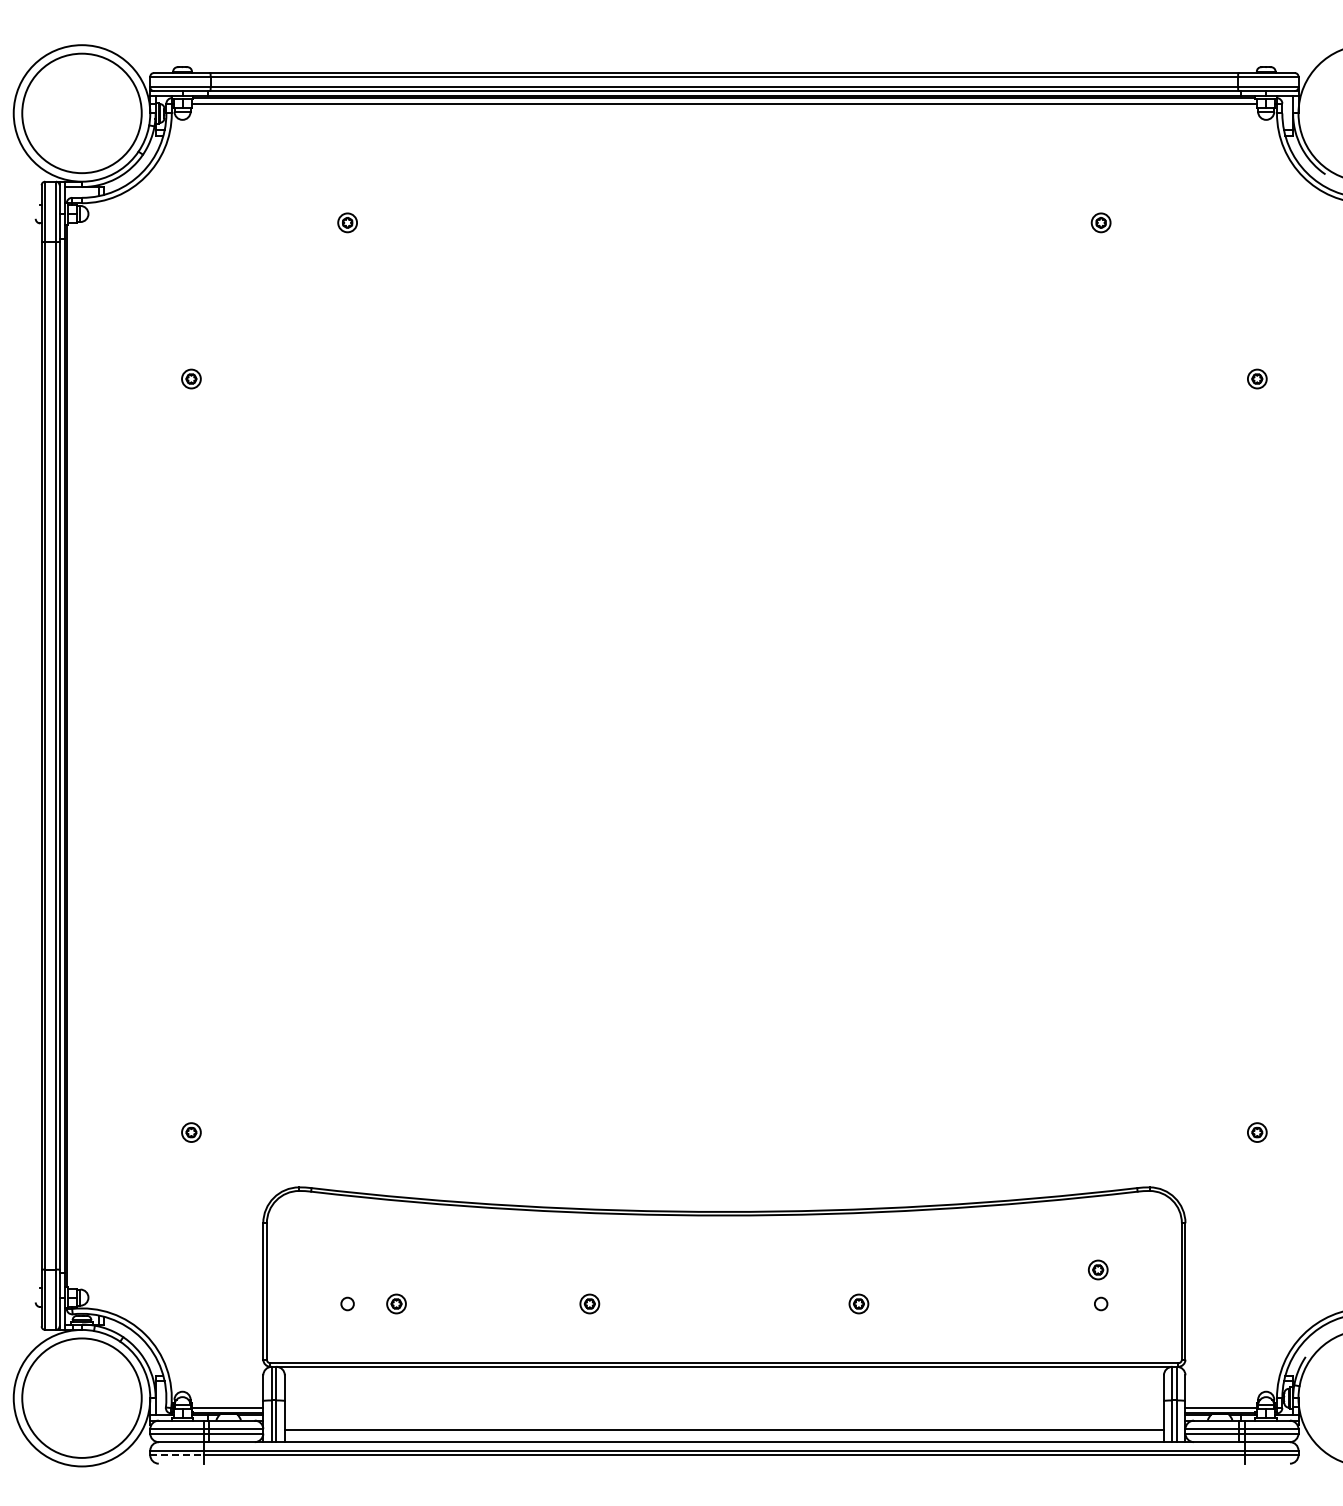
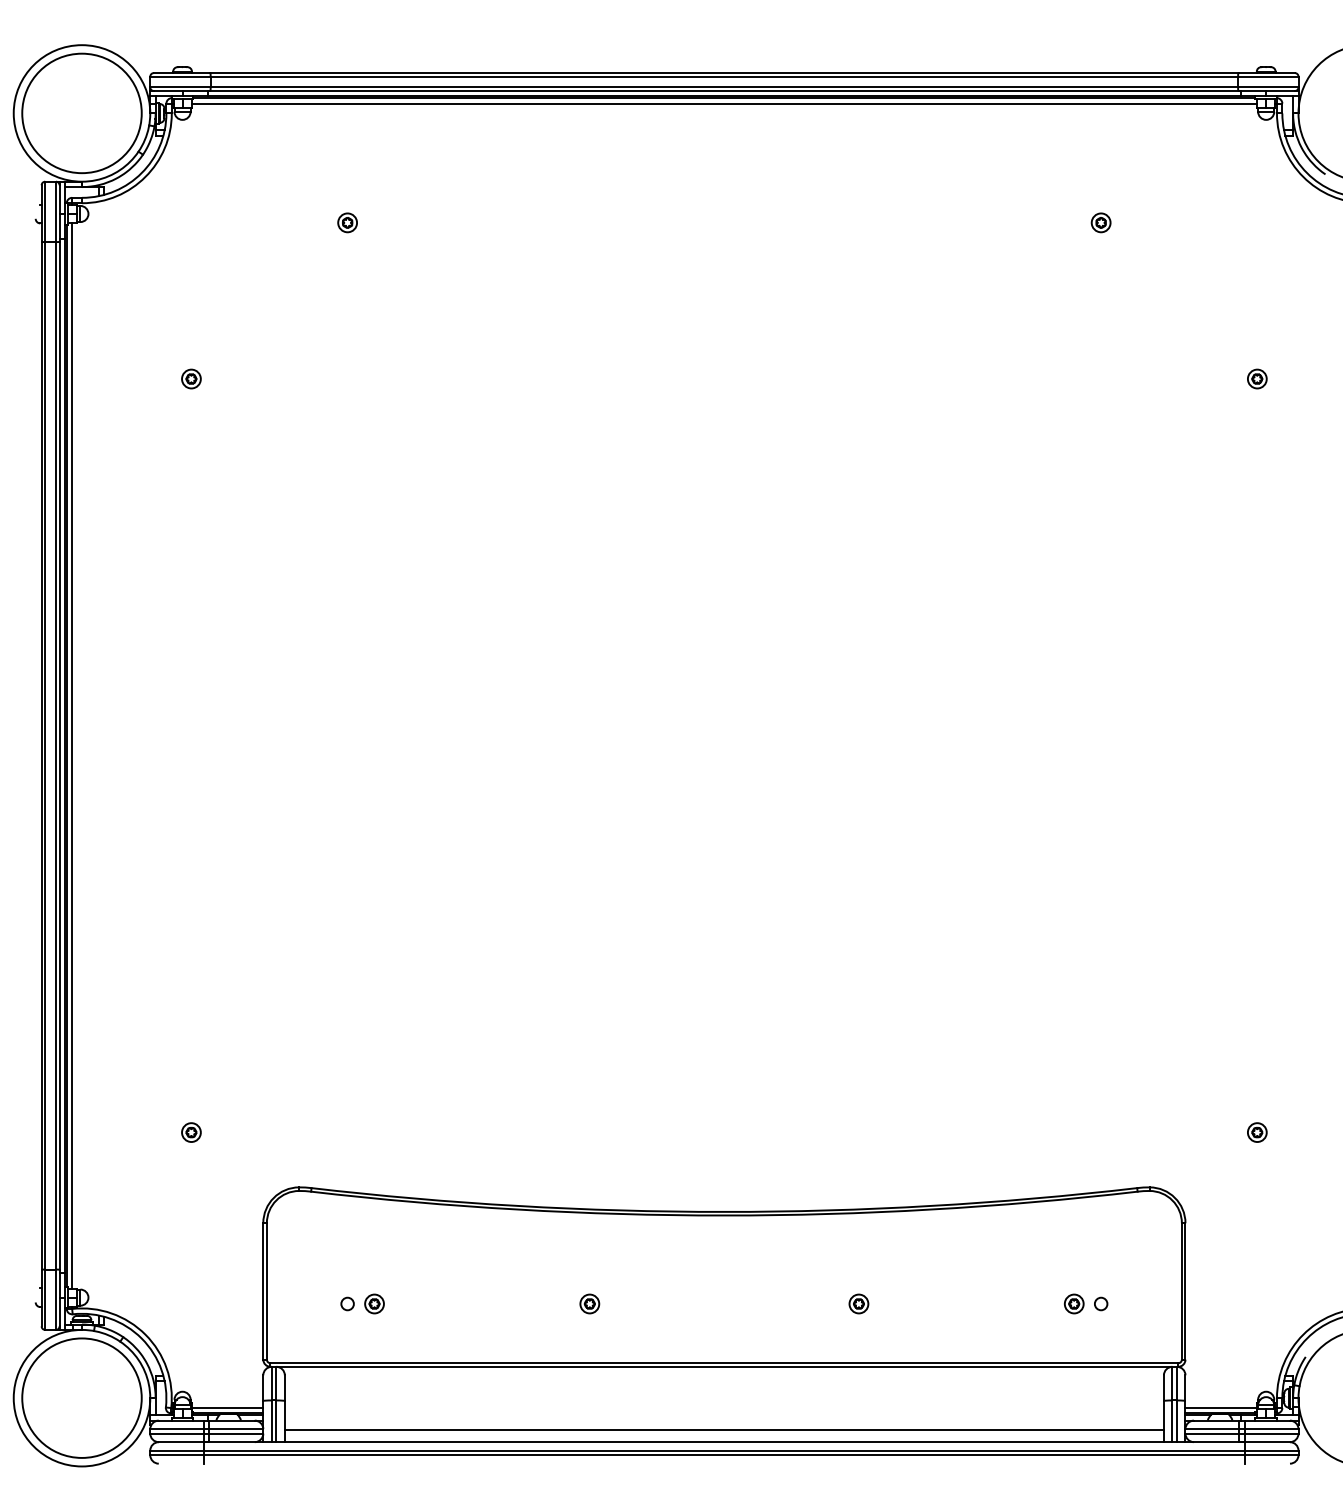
line: none -> present (72, 755)
part position: (1098, 1269) -> (1074, 1303) (1074, 1303)
part position: (396, 1303) -> (374, 1303) (374, 1303)
line: dashed -> solid (177, 1455)
